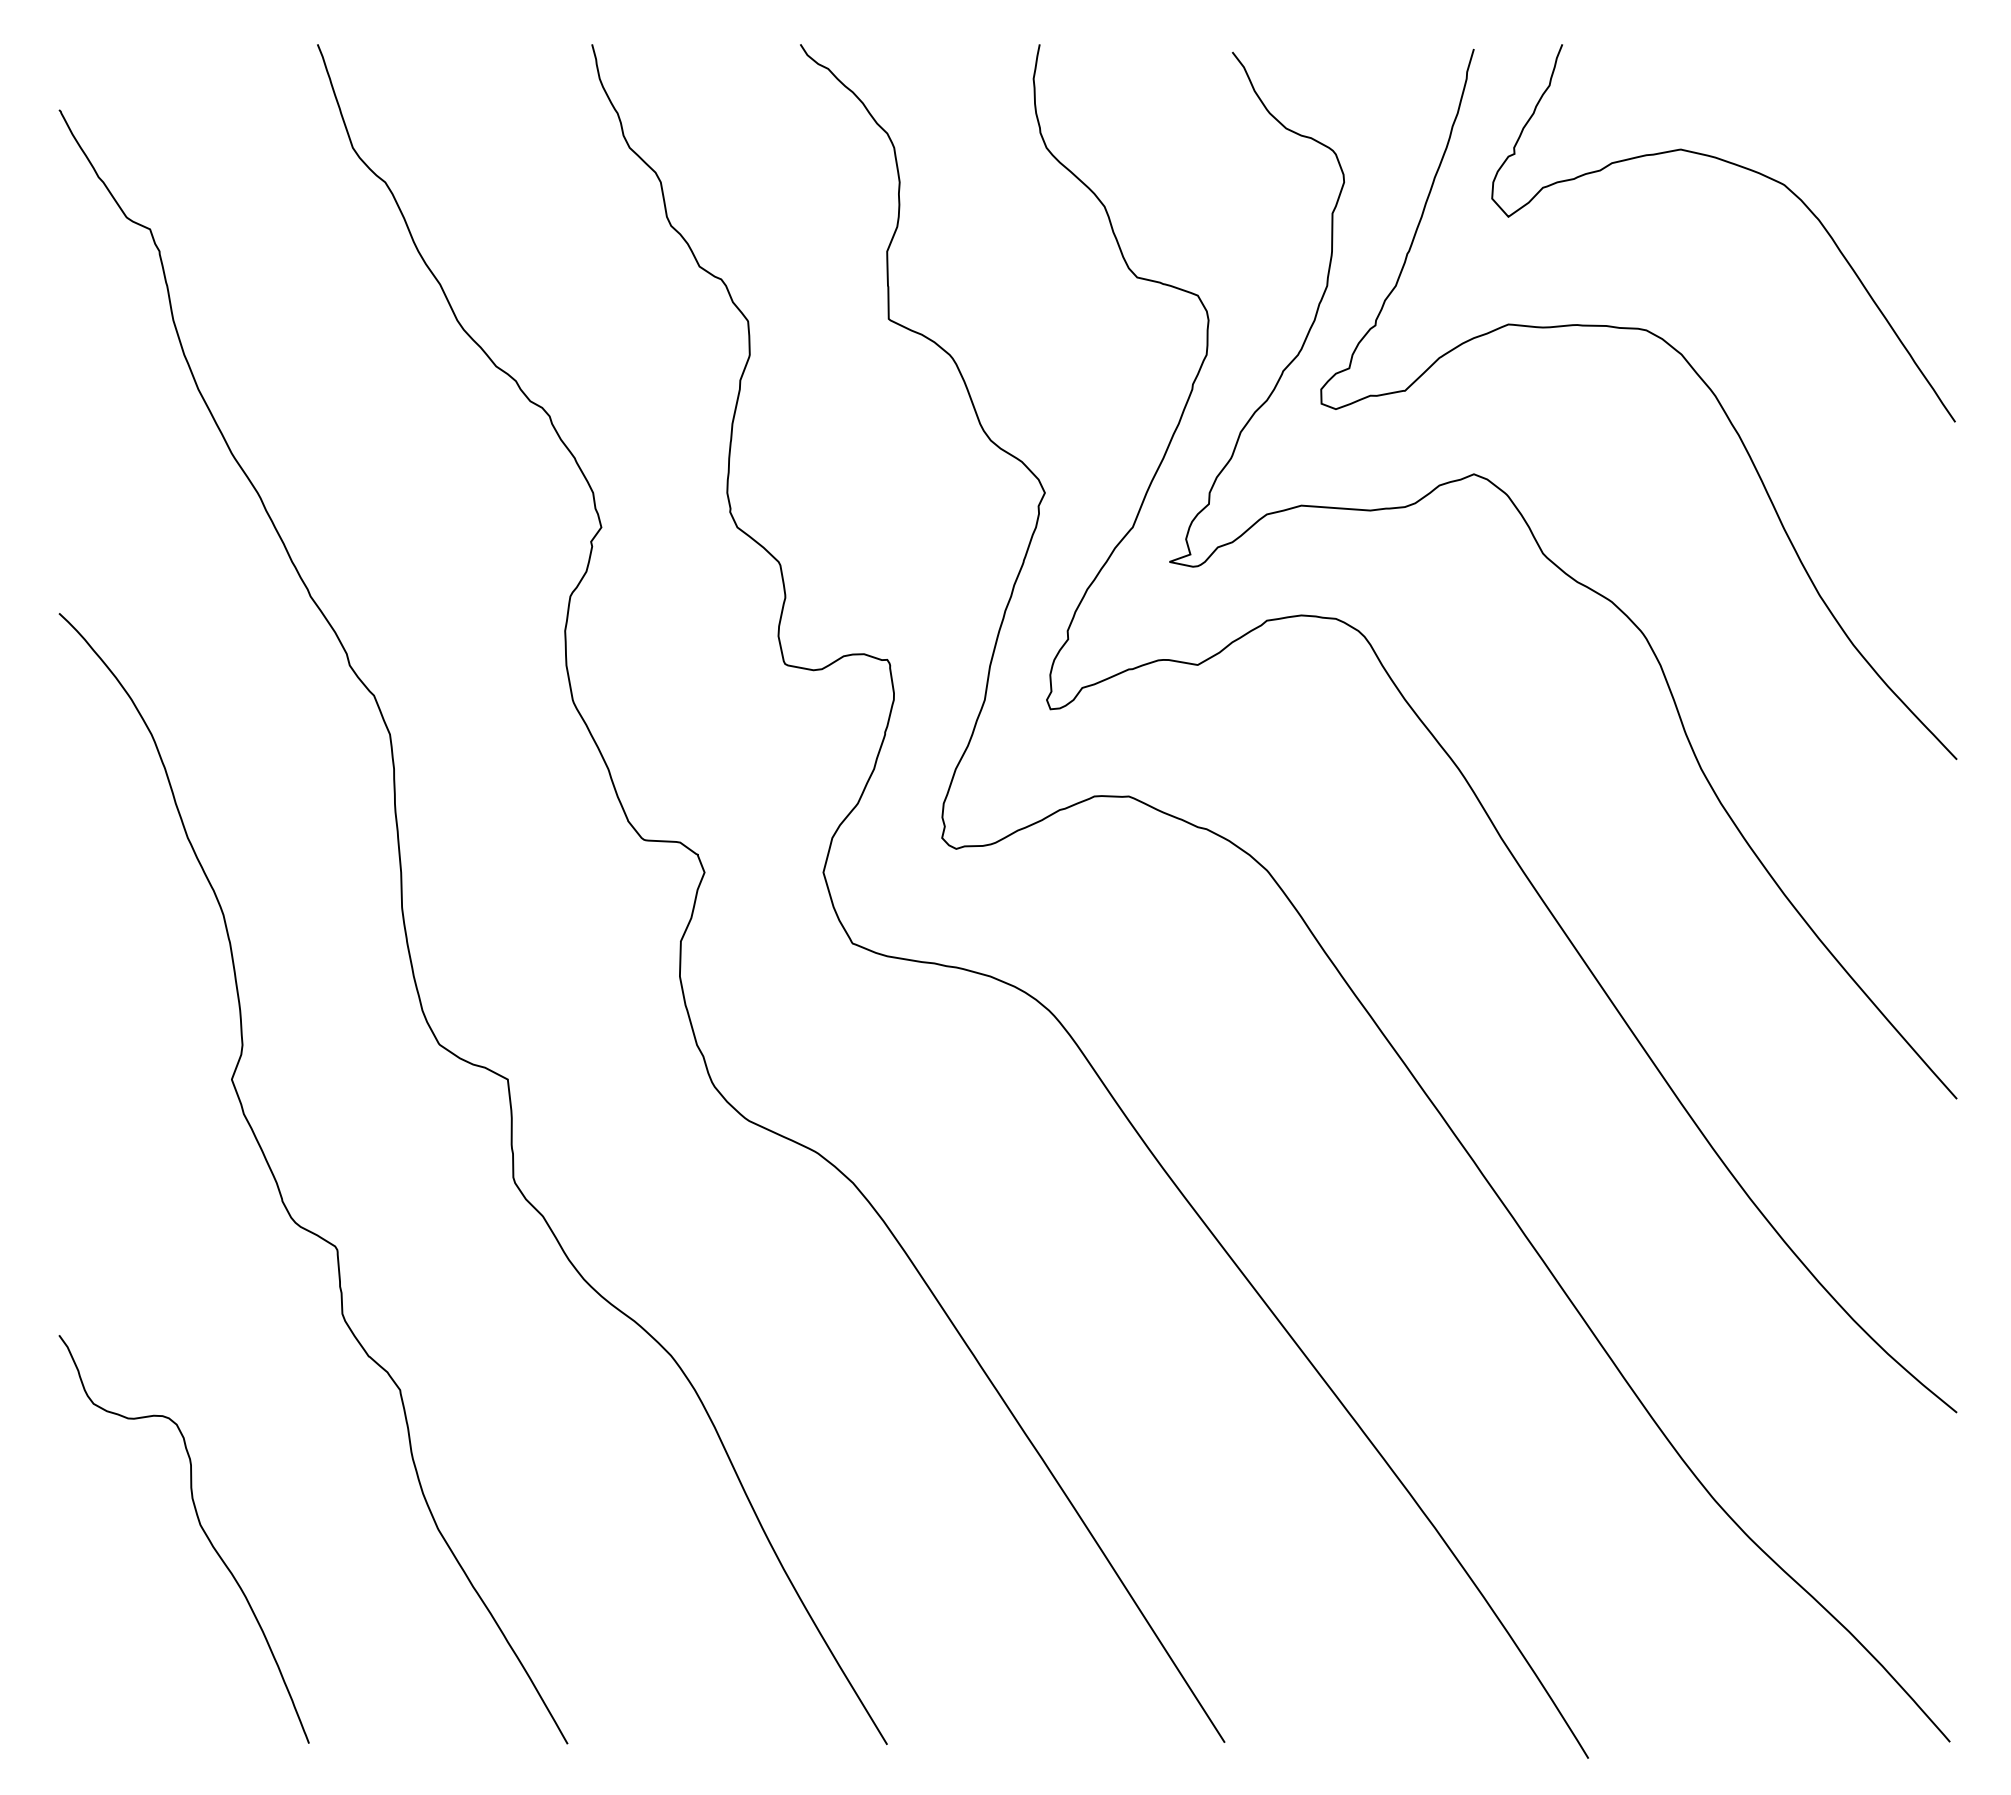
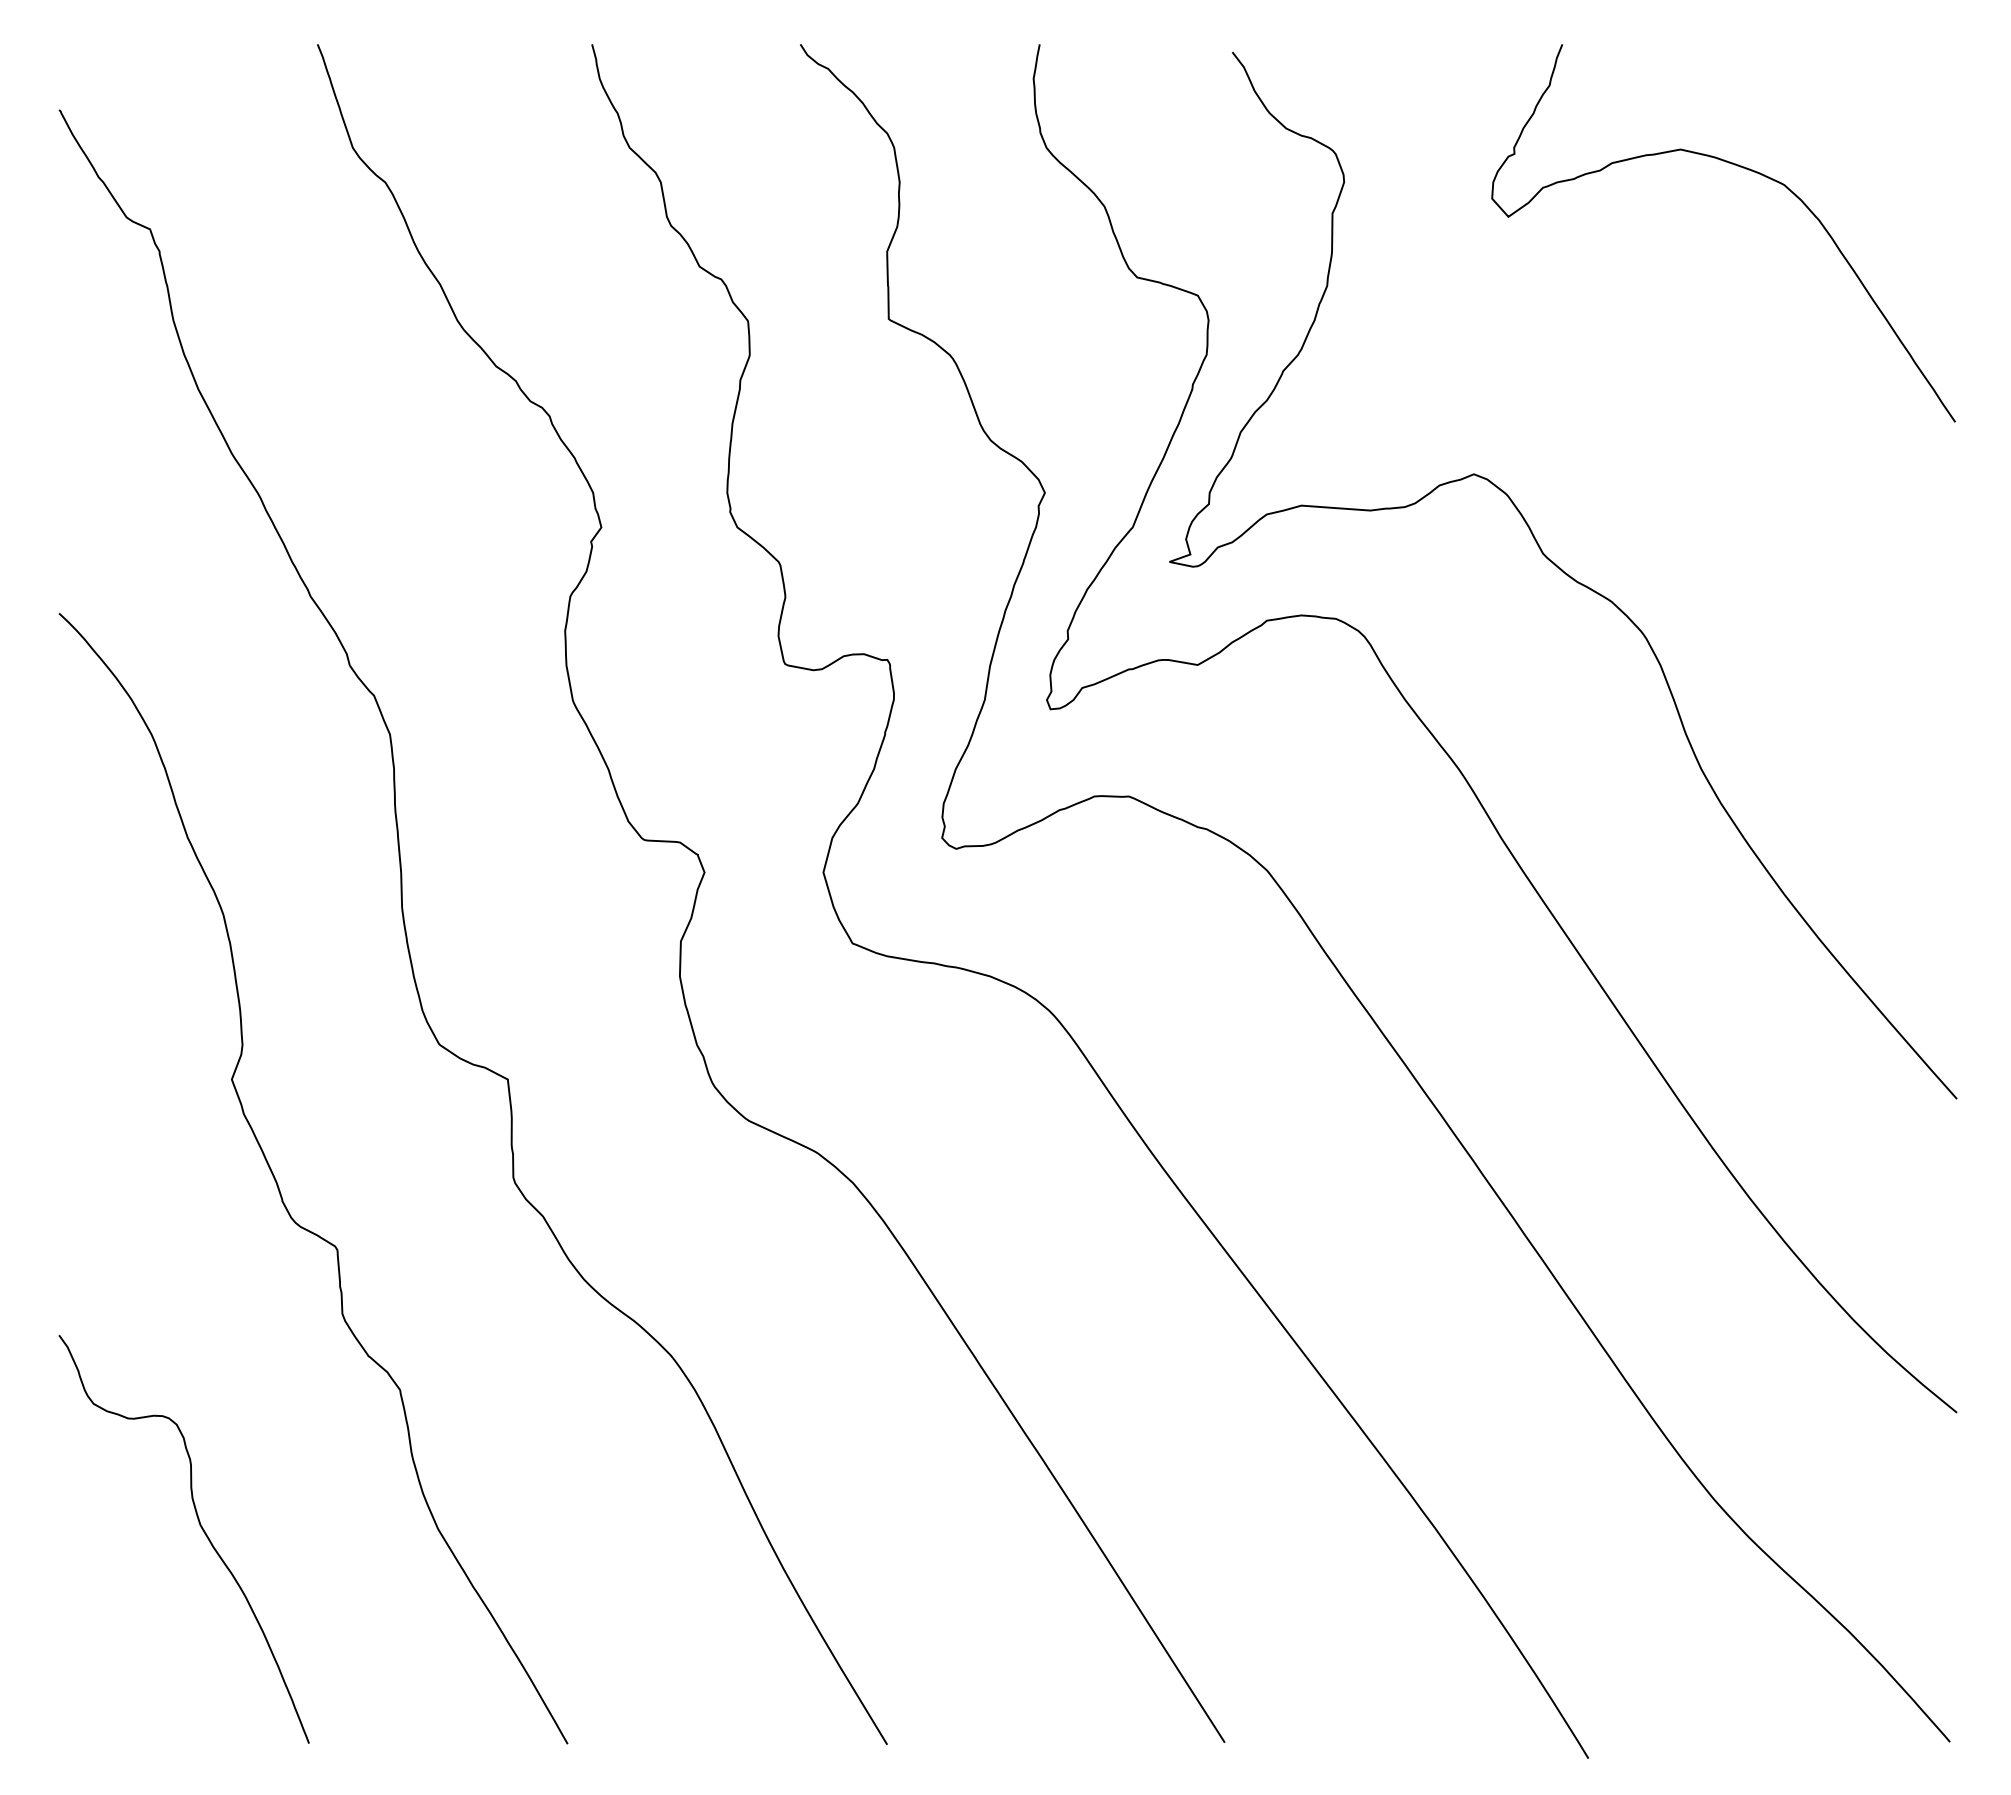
curve: present -> none (1686, 362)
